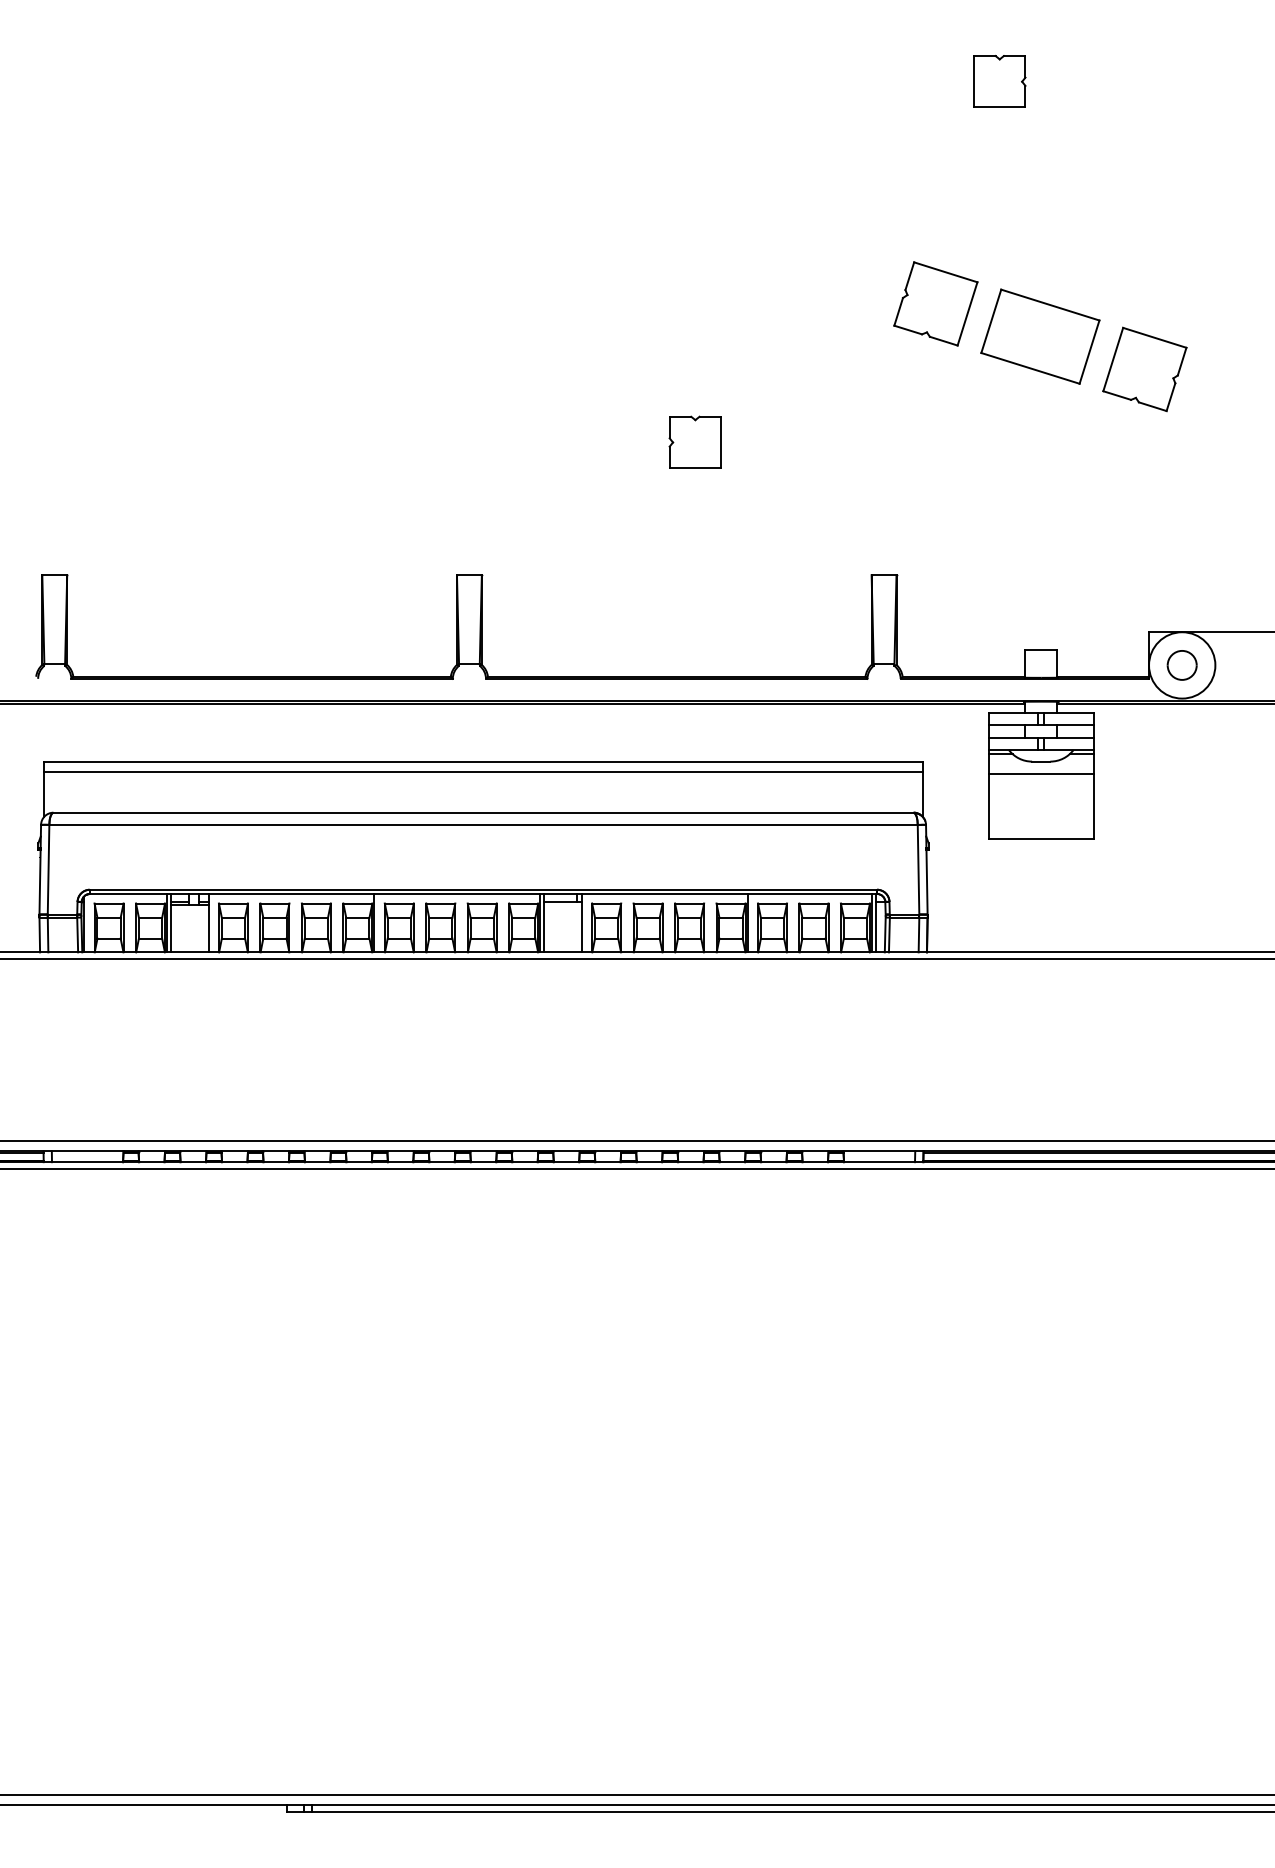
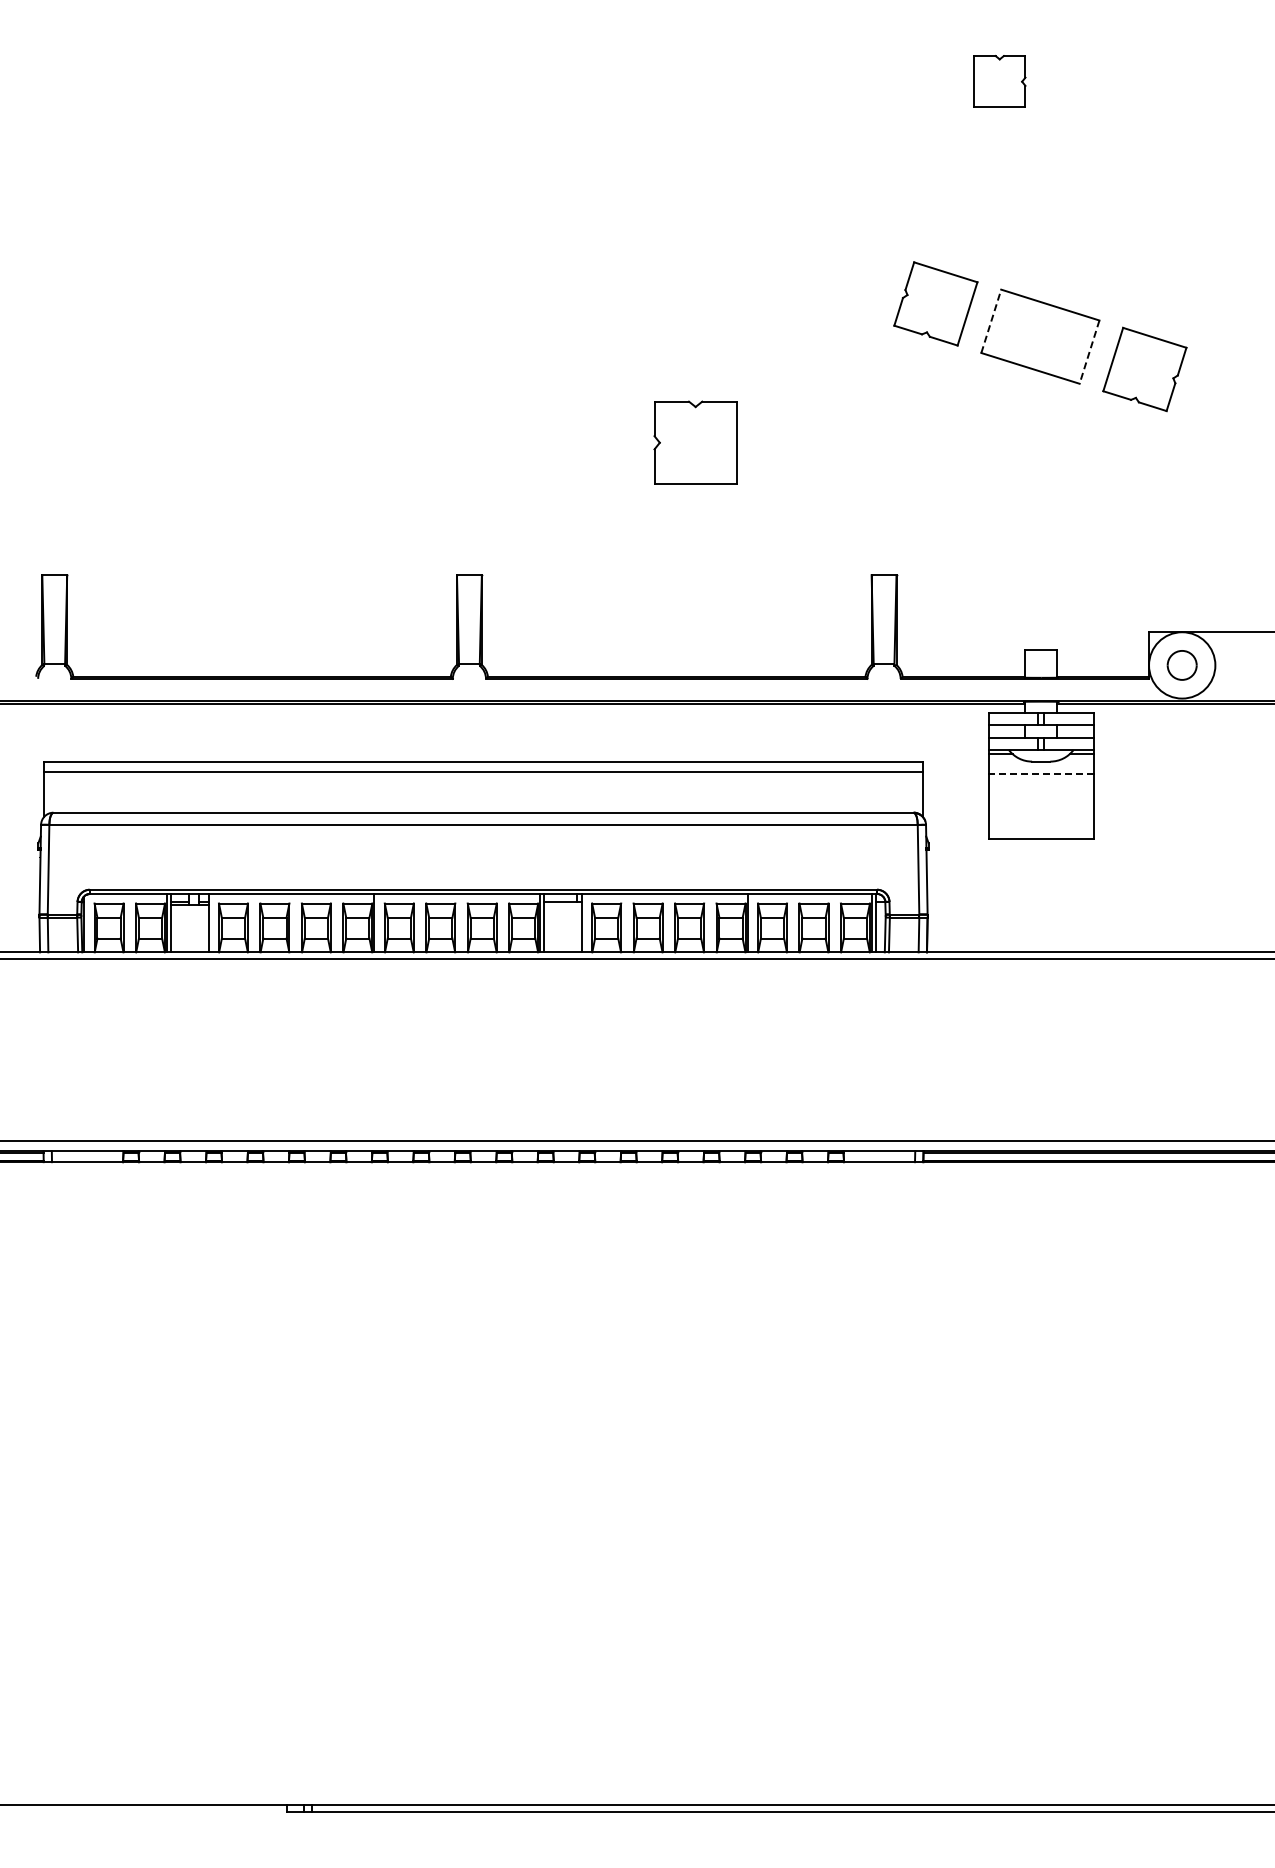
line: solid -> dashed (991, 320)
line: solid -> dashed (1089, 352)
part size: 54x54 px -> 85x85 px (695, 442)
line: solid -> dashed (1041, 773)
line: present -> none (636, 1169)
line: present -> none (636, 1794)
